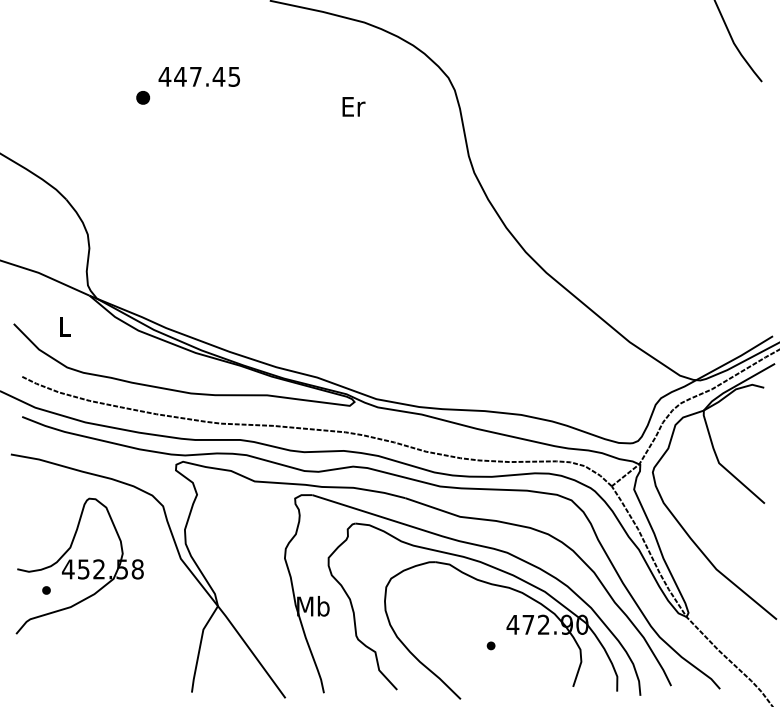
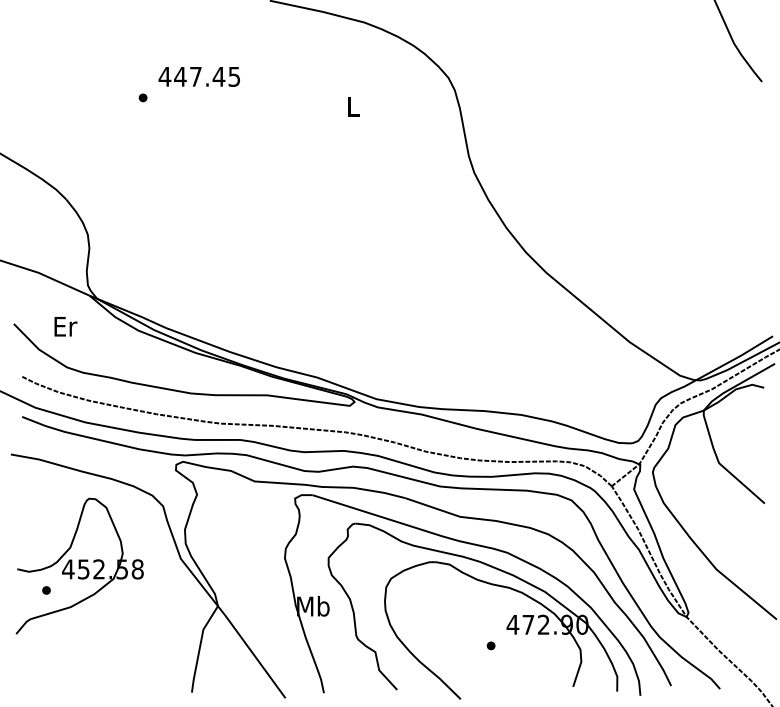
part size: 15x14 px -> 10x10 px (142, 97)
text: Er -> L (353, 106)
text: L -> Er (65, 326)
